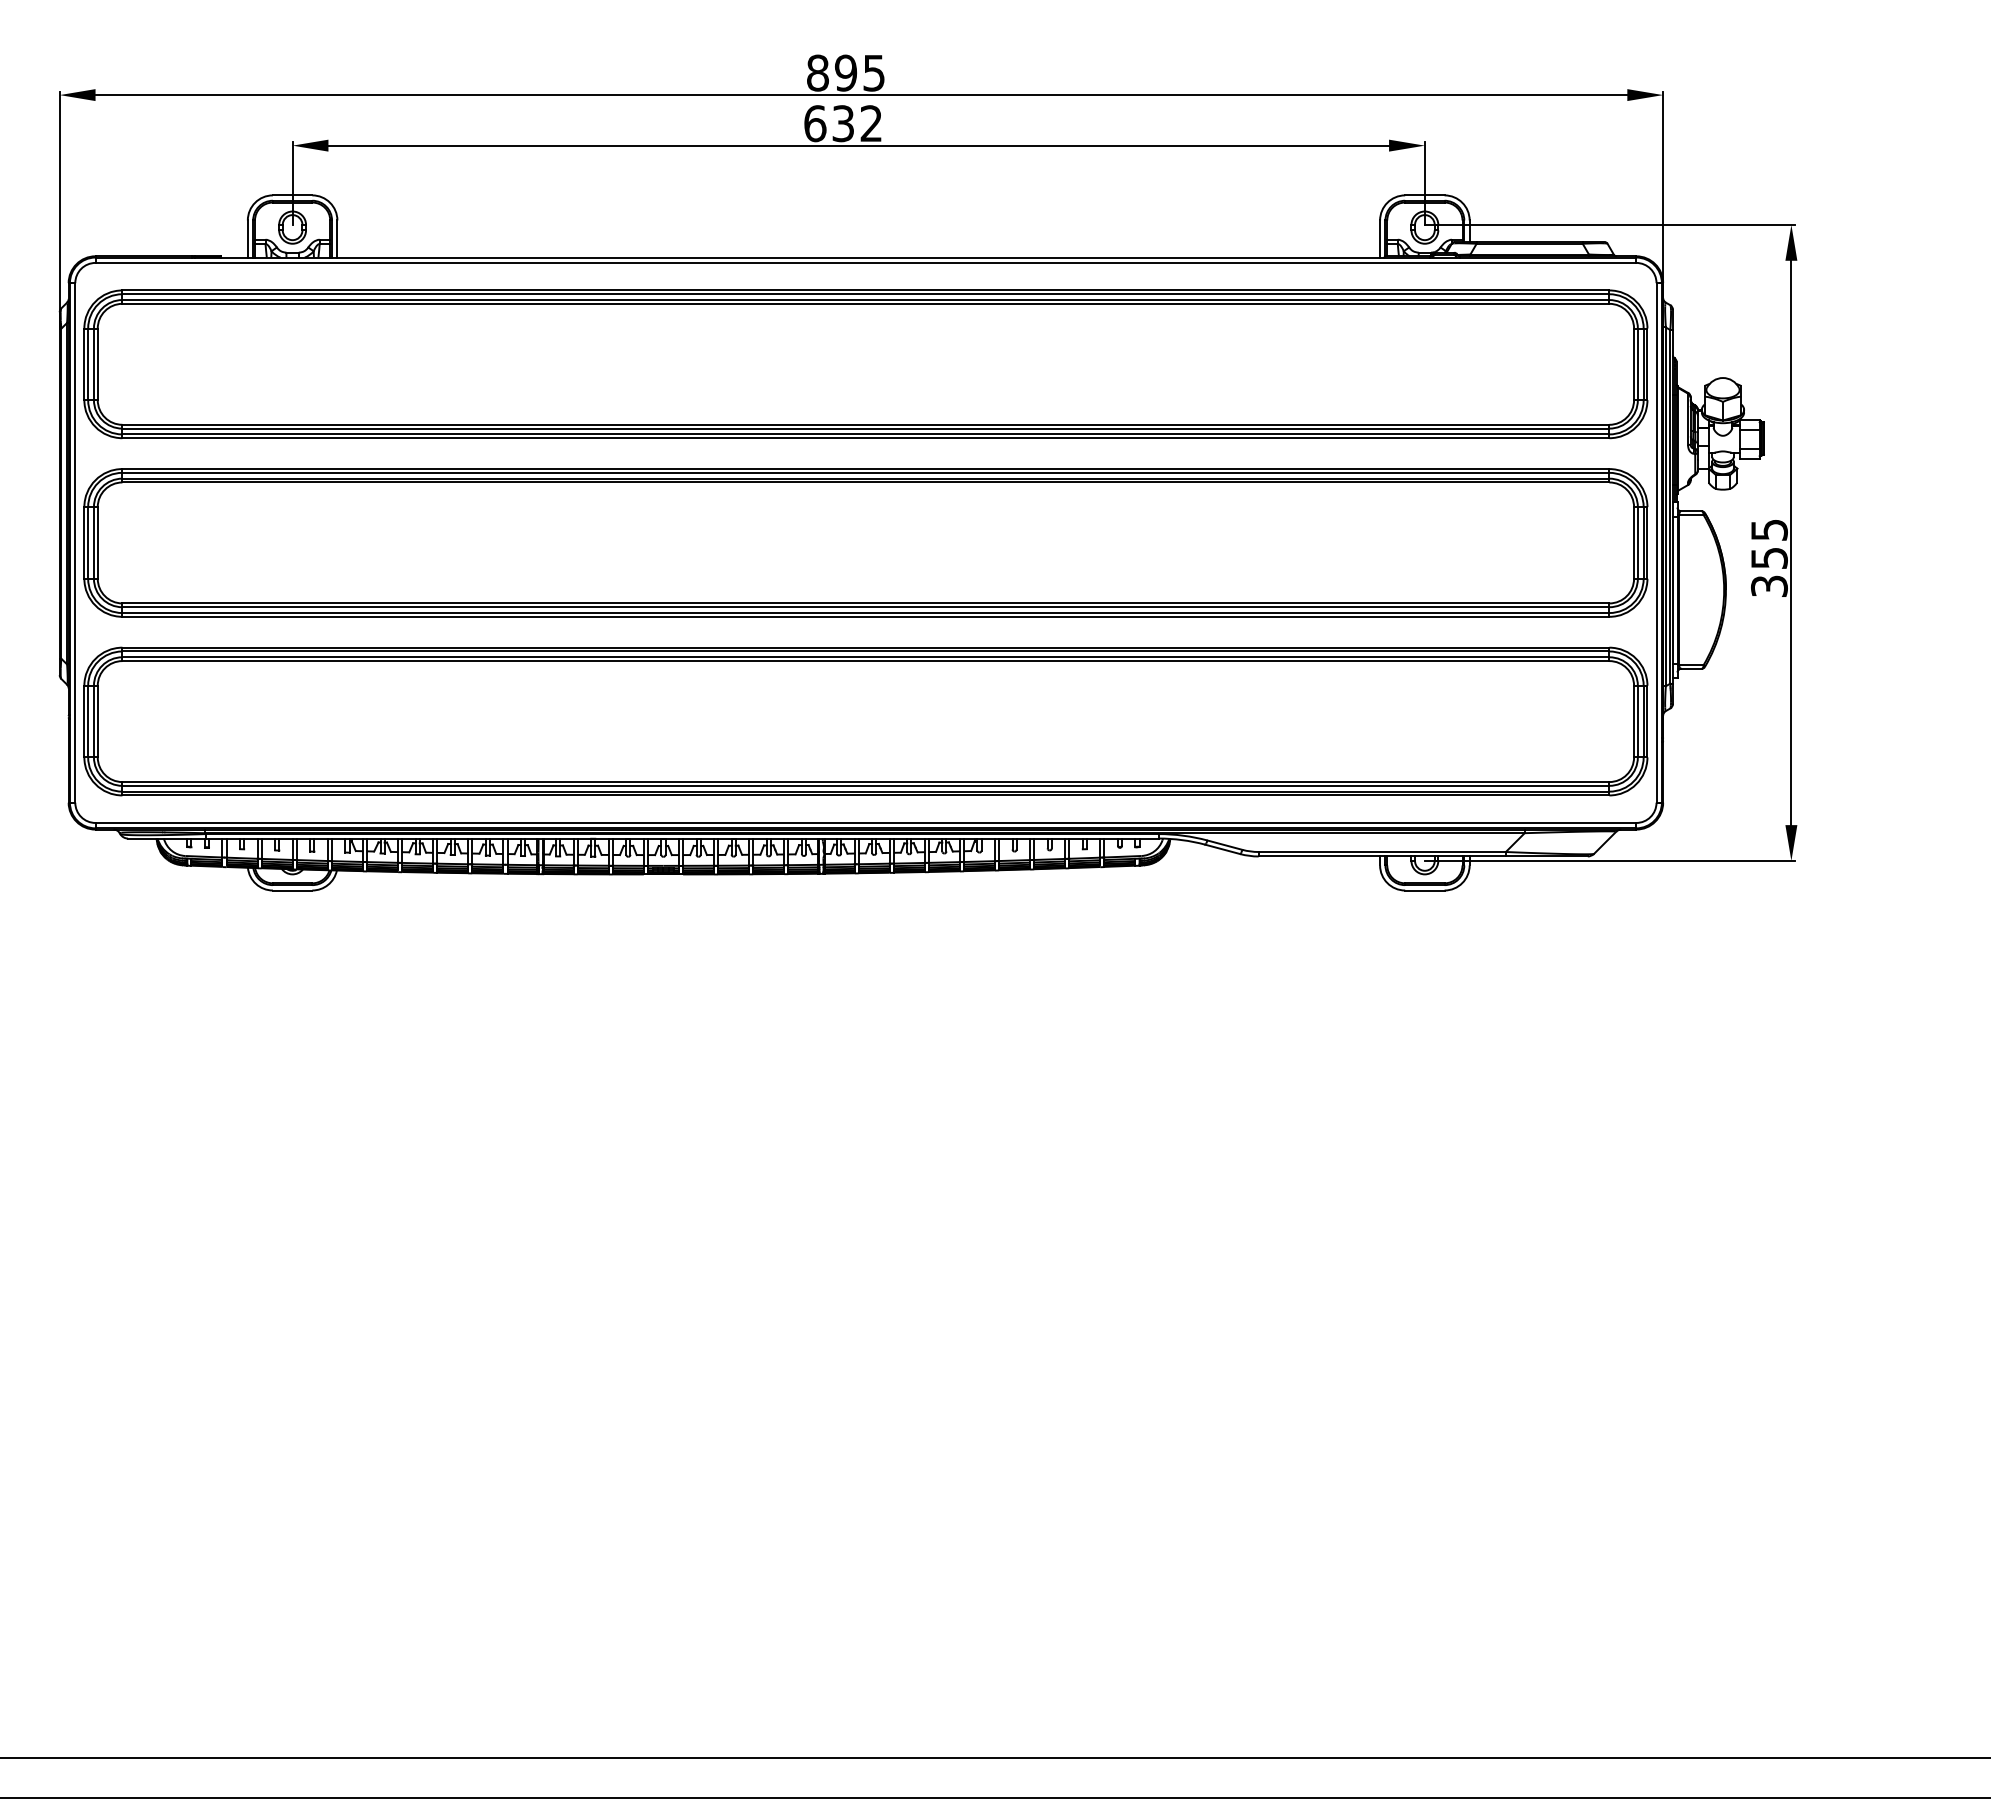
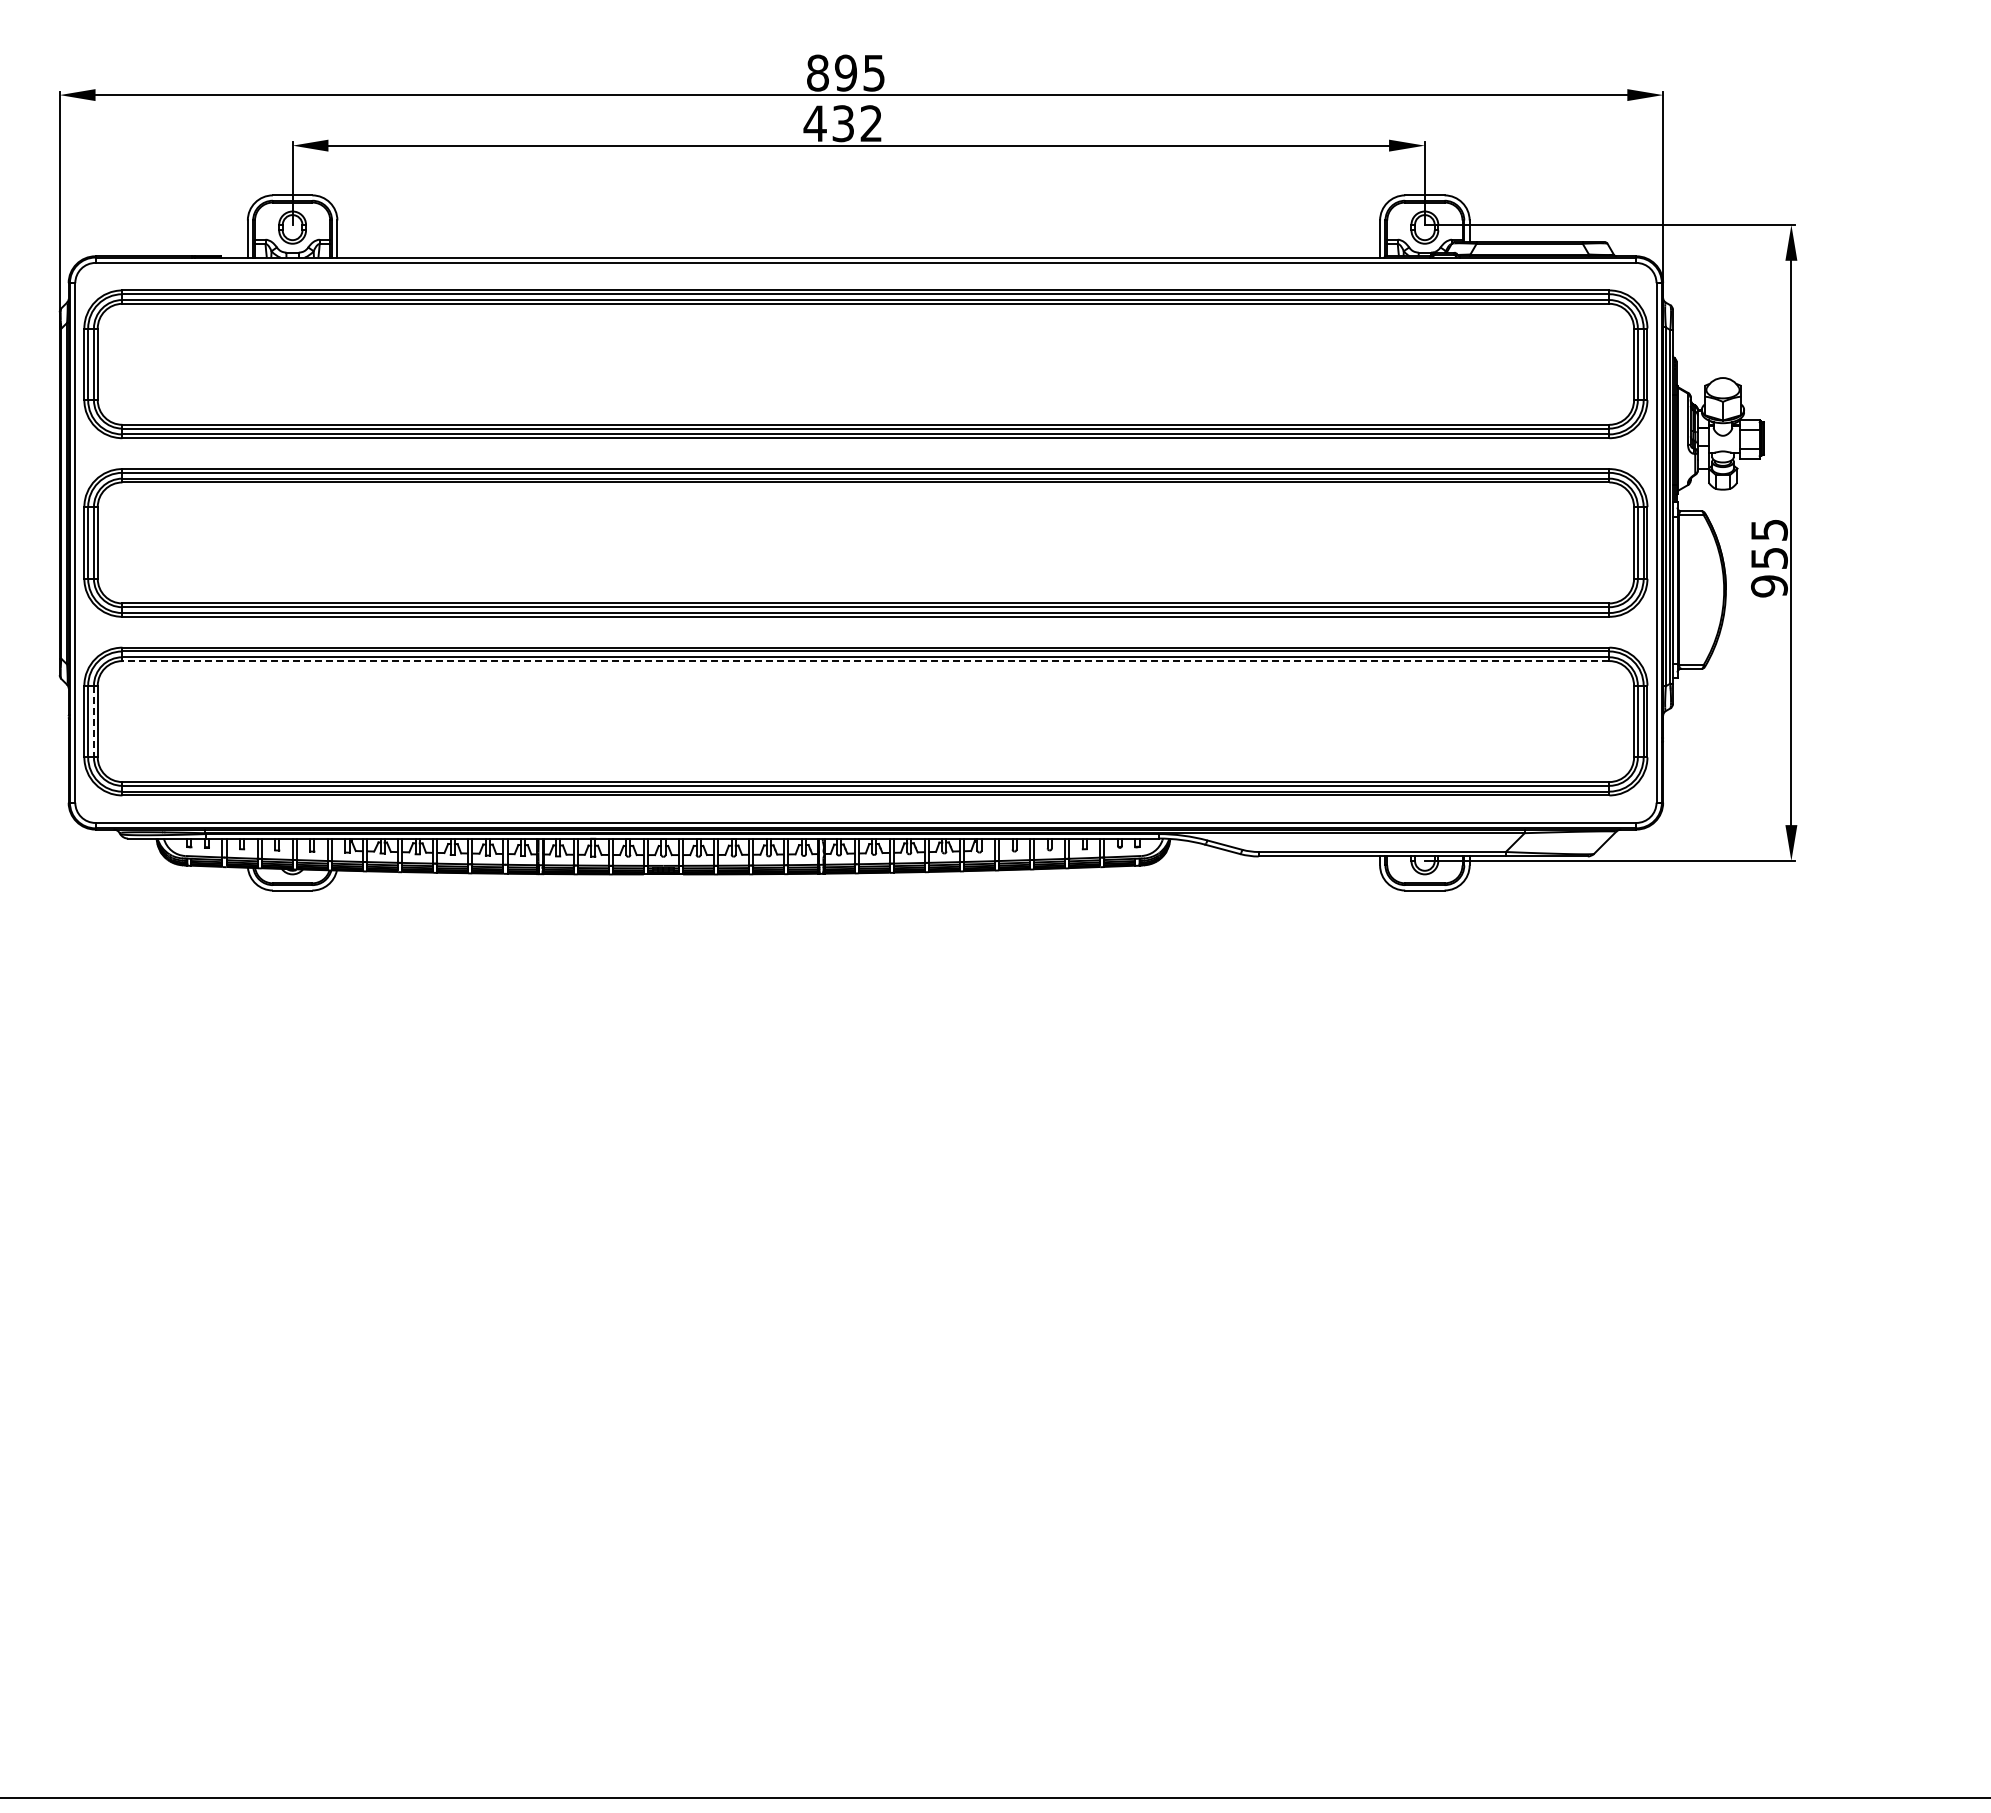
text: 632 -> 432 (814, 123)
text: 355 -> 955 (1769, 586)
line: solid -> dashed (865, 661)
line: solid -> dashed (93, 721)
line: present -> none (994, 1758)
